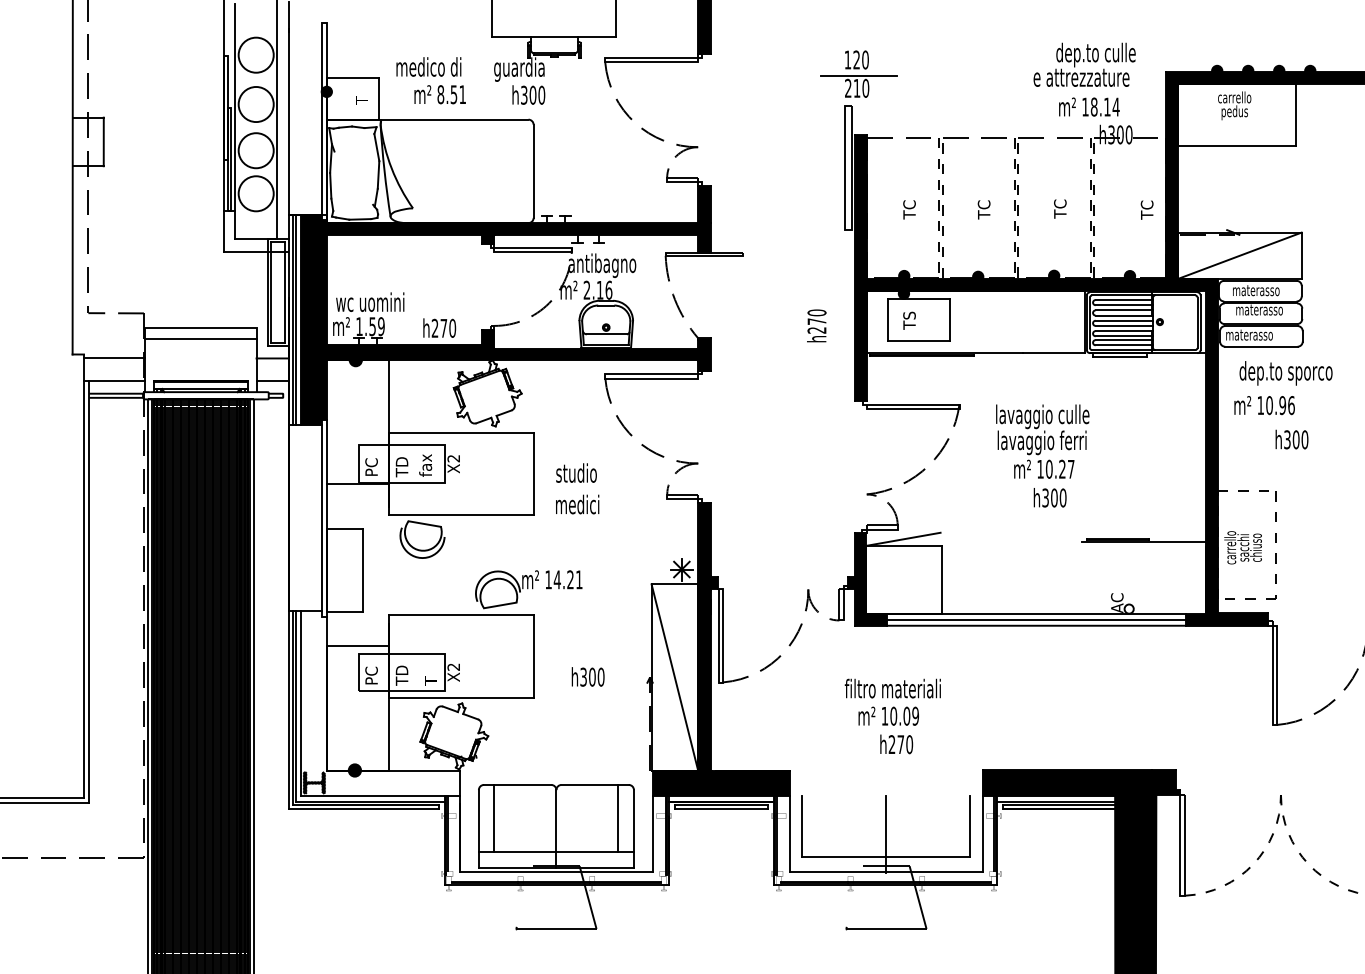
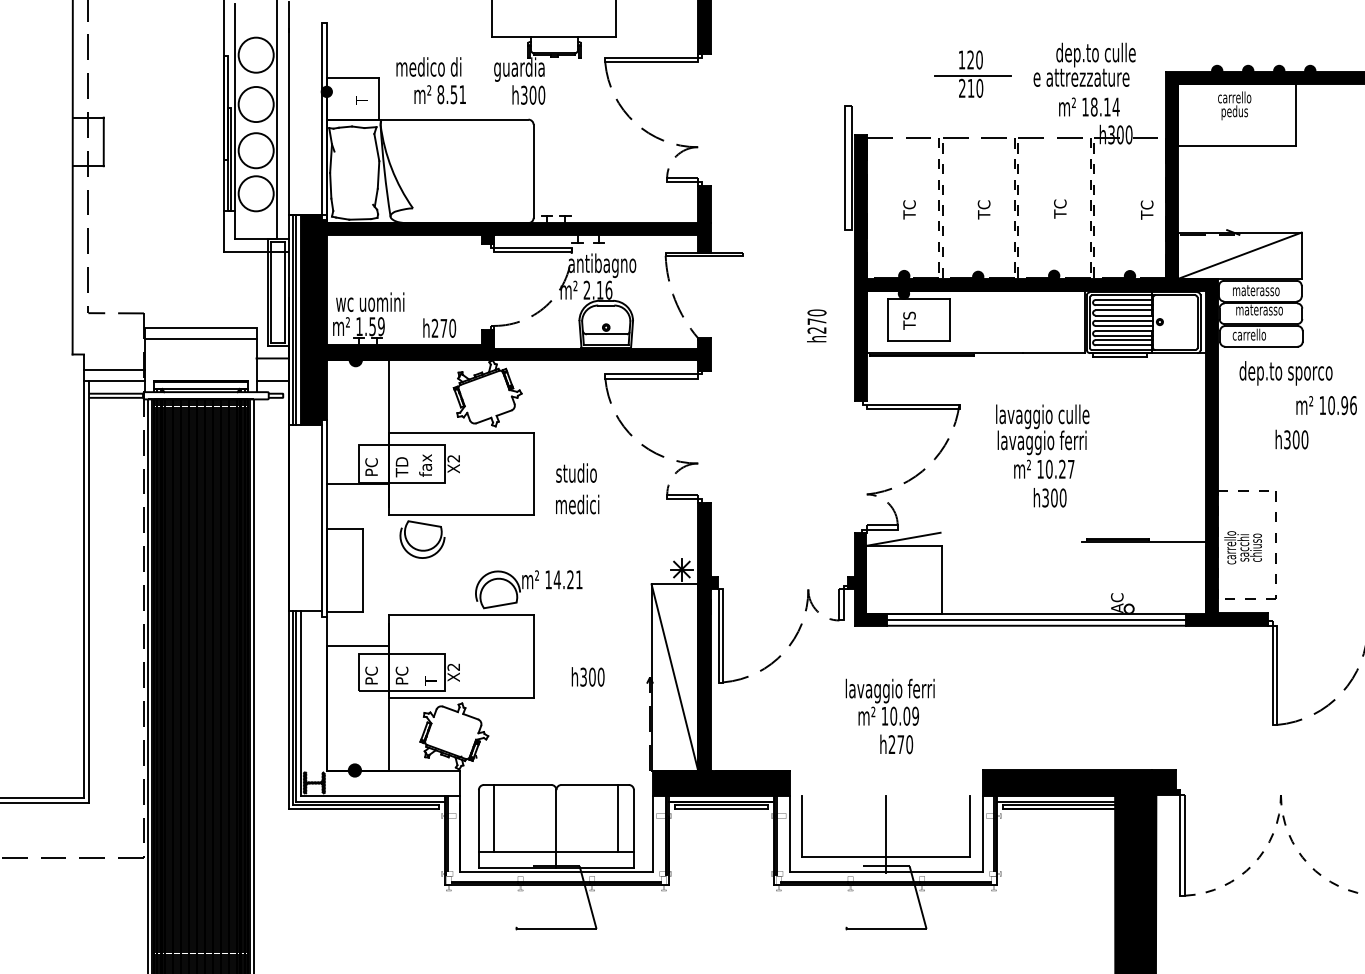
part position: (858, 73) -> (972, 73) (972, 73)
text: materasso -> carrello (1249, 334)
line position: (114, 358) -> (114, 370) (114, 370)
text position: (1264, 405) -> (1326, 405) (1326, 405)
text: TD -> PC (401, 675)
text: filtro materiali -> lavaggio ferri (892, 690)
